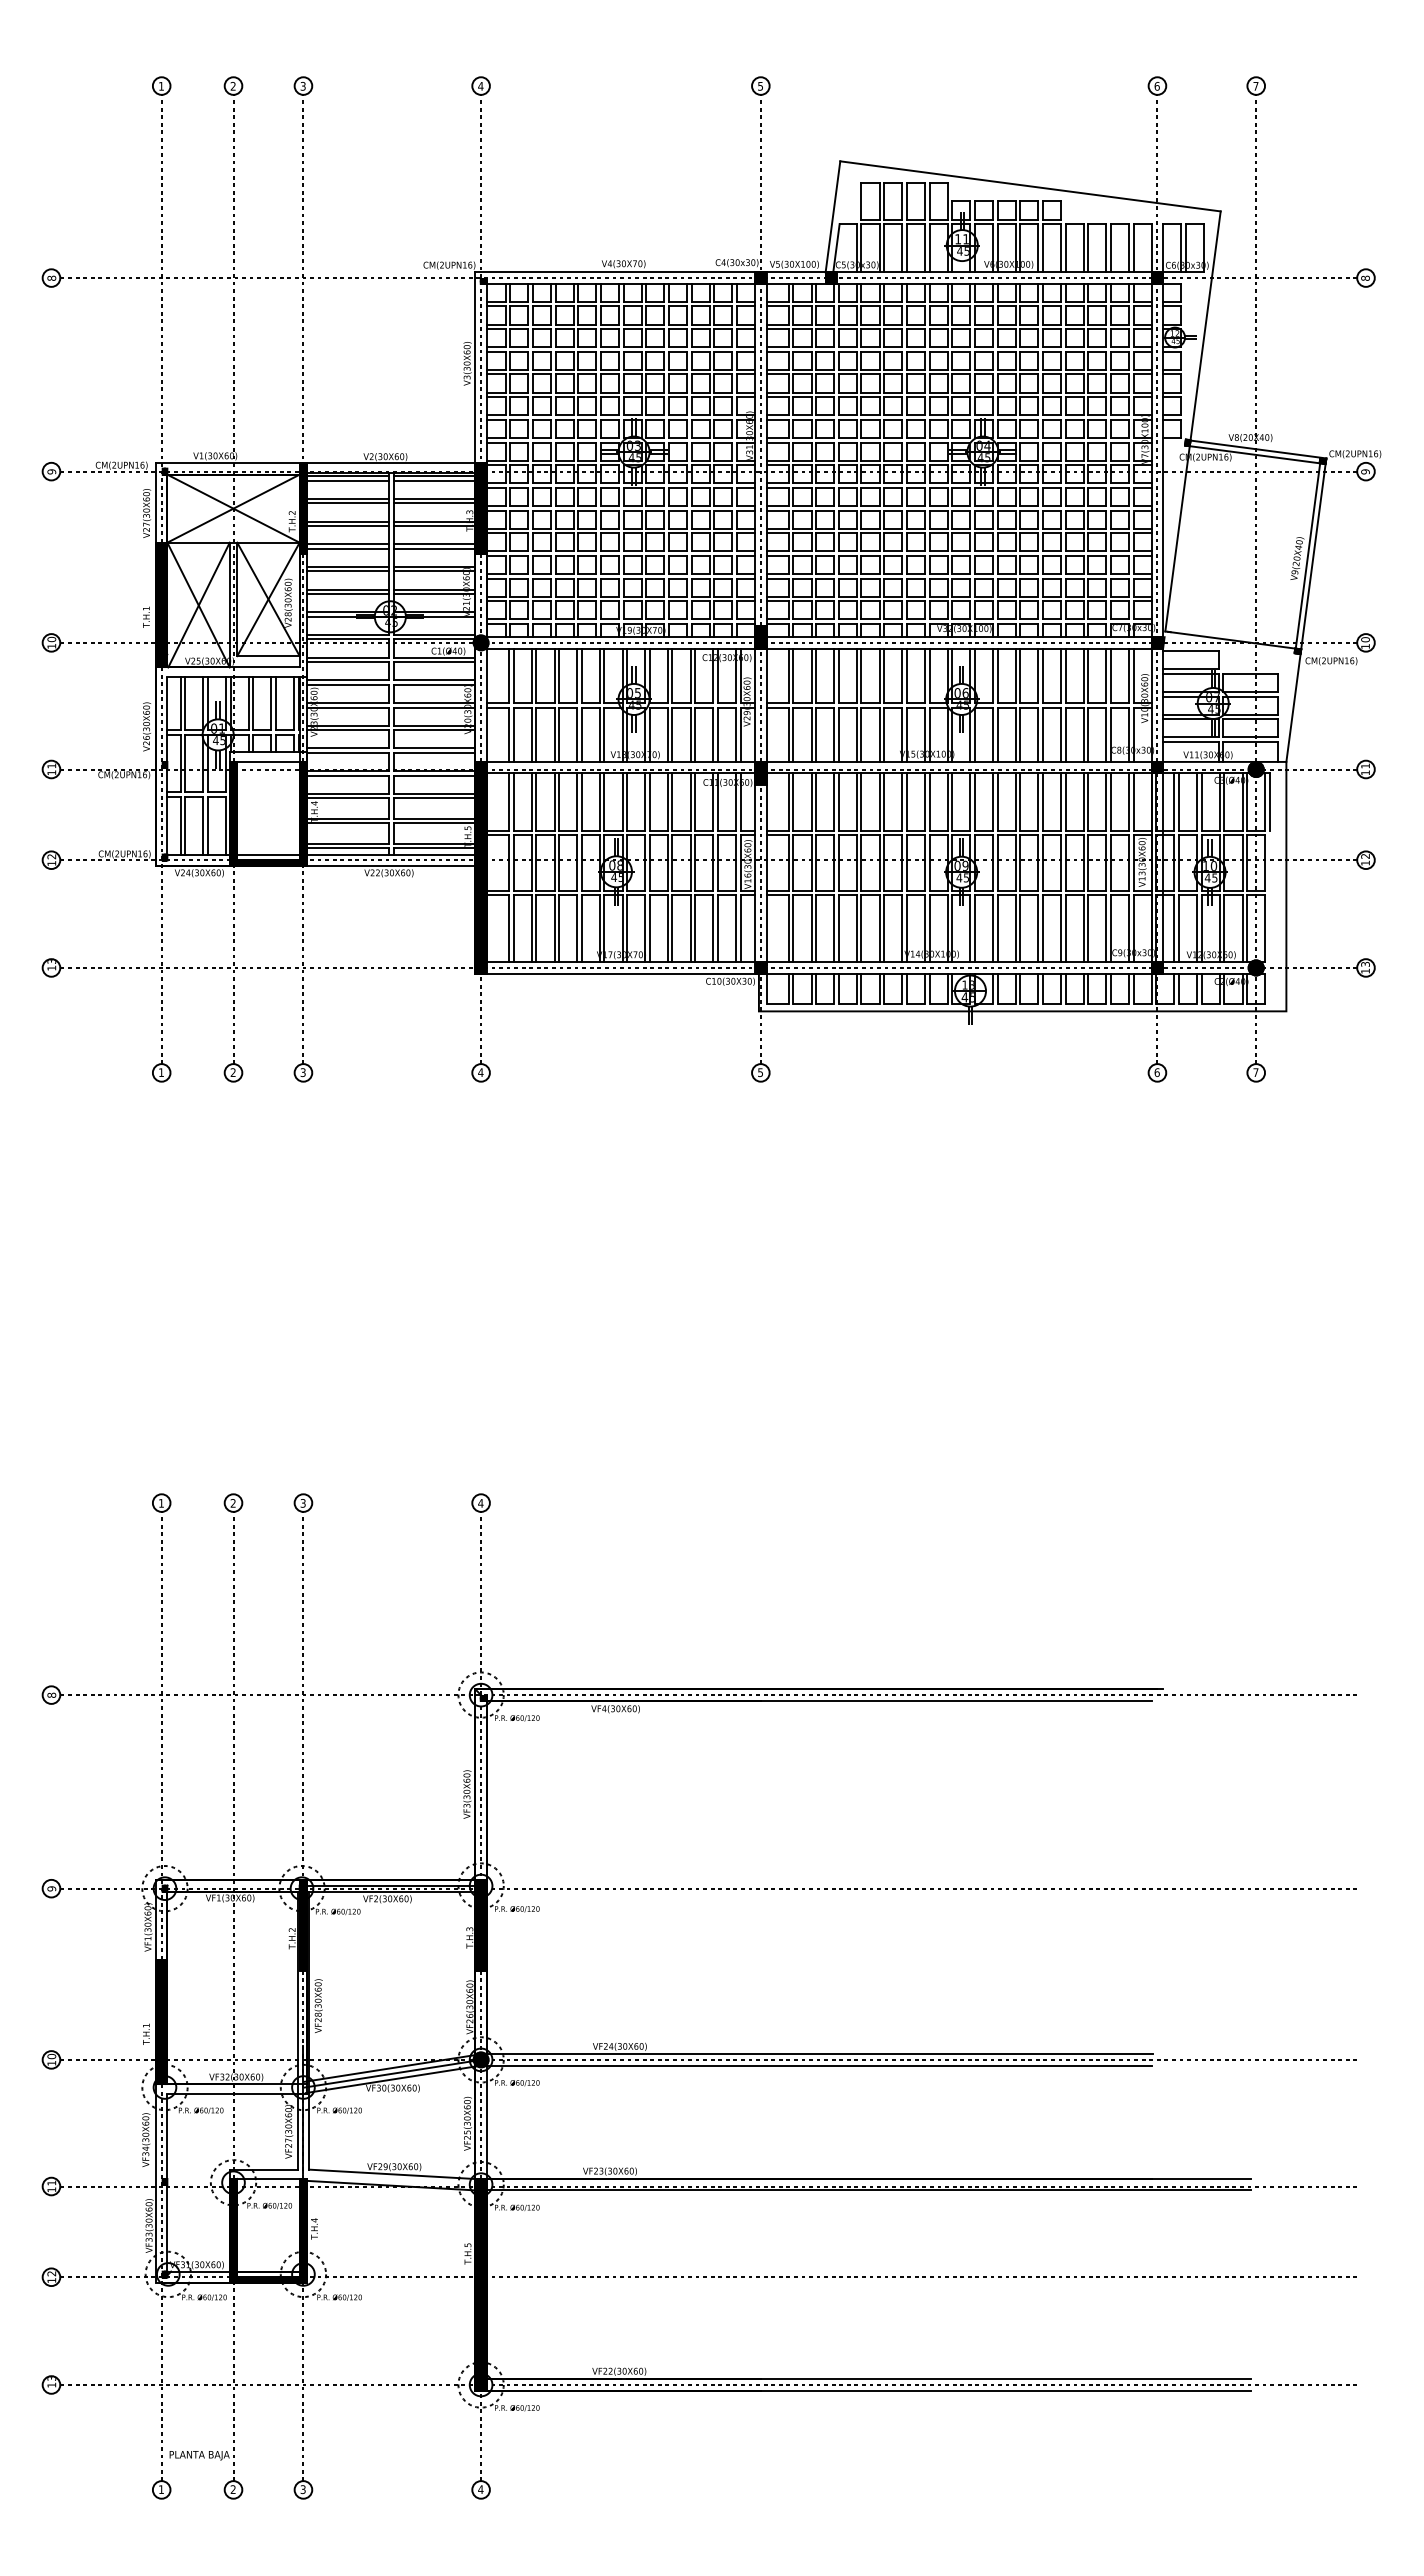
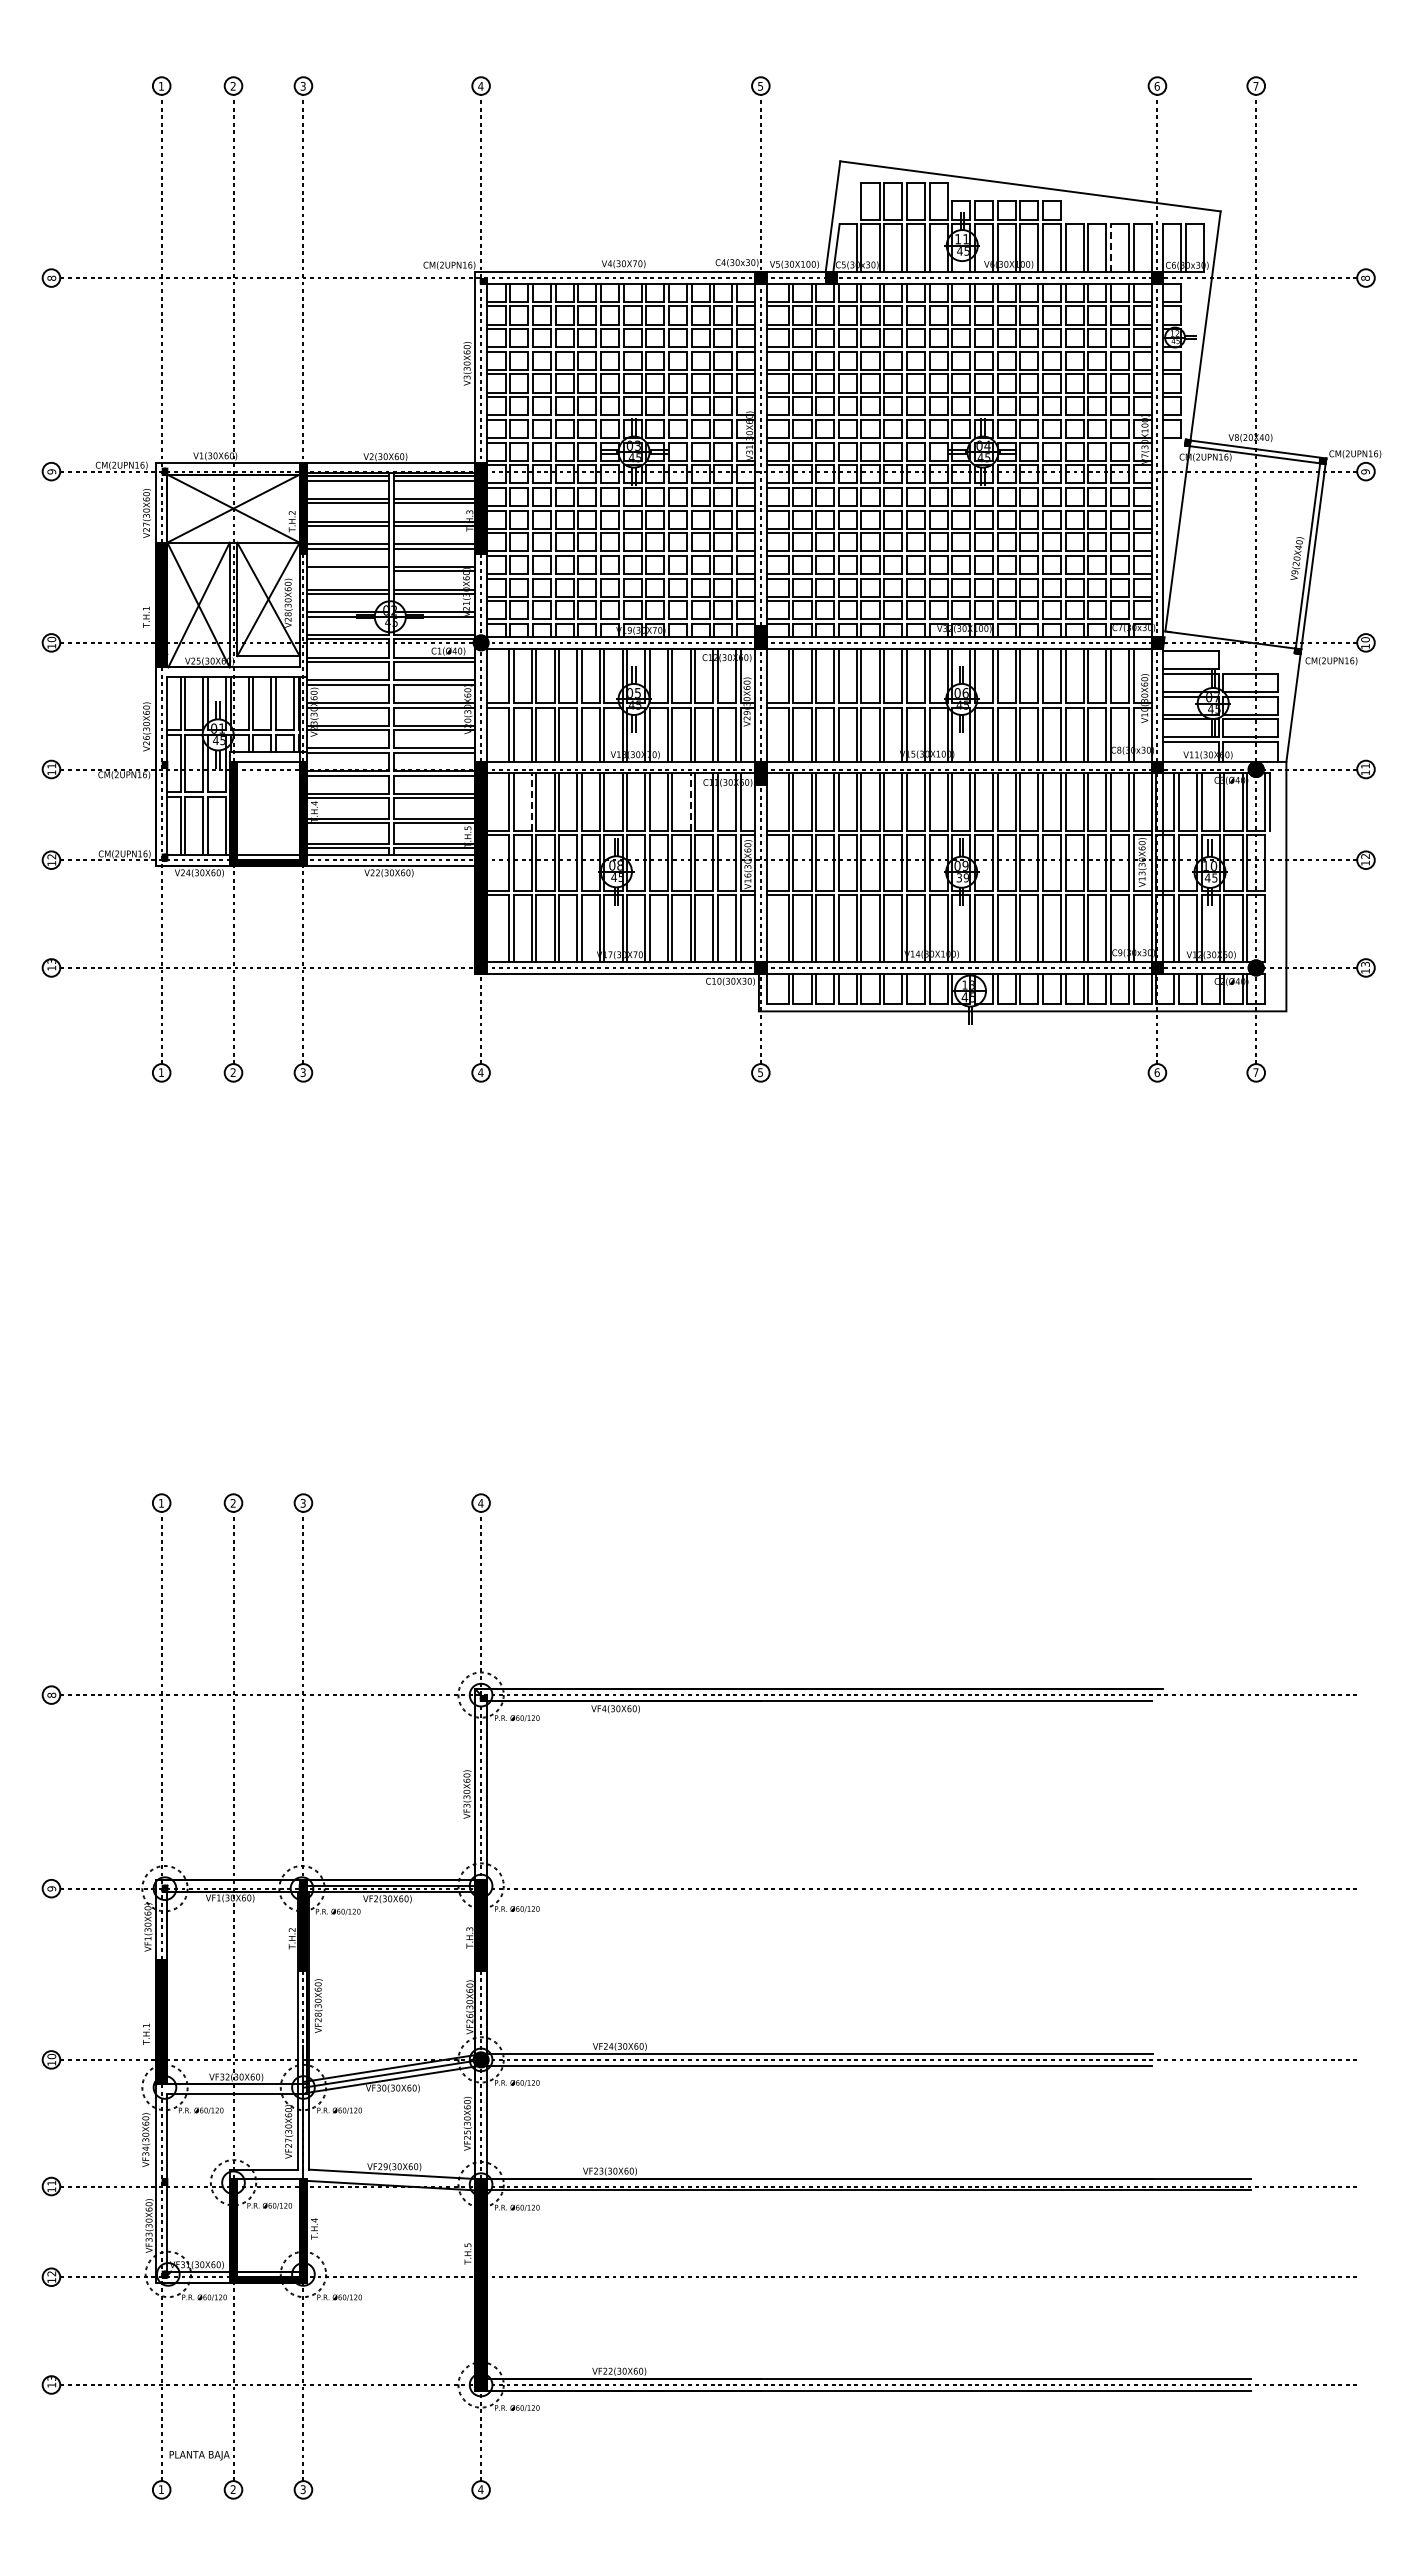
line: solid -> dashed (1110, 247)
line: present -> none (348, 571)
line: solid -> dashed (531, 802)
line: solid -> dashed (690, 802)
text: 45 -> 39 (962, 877)
